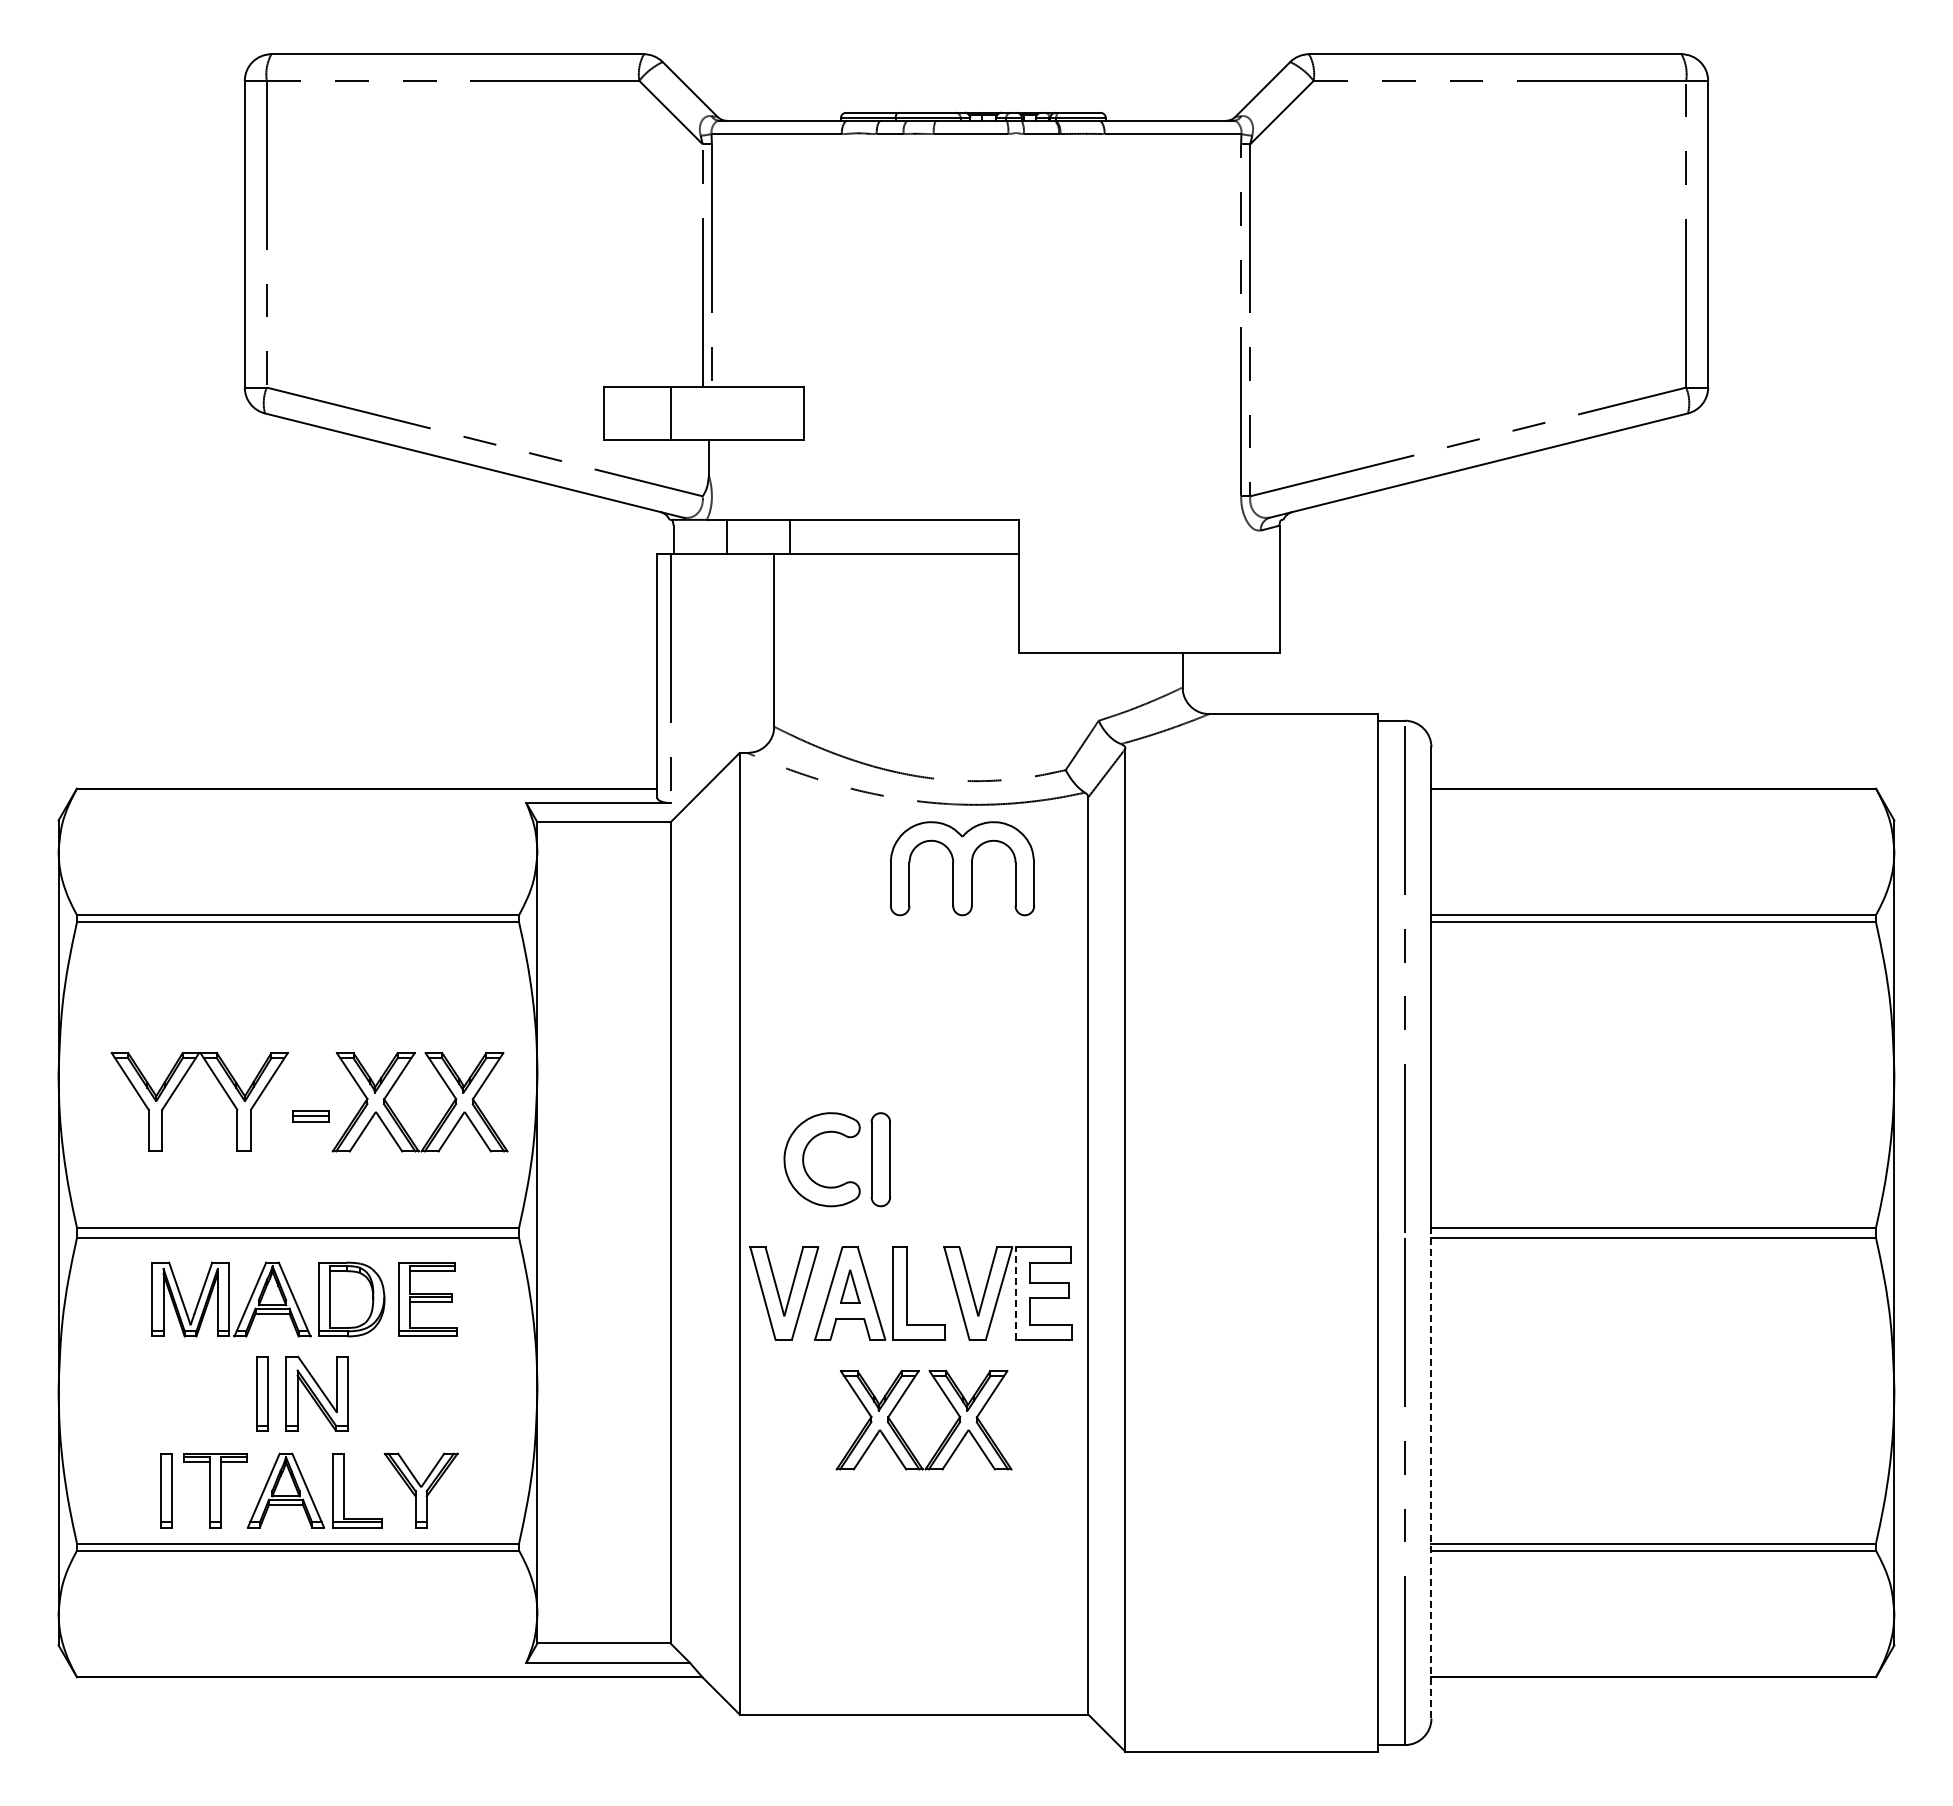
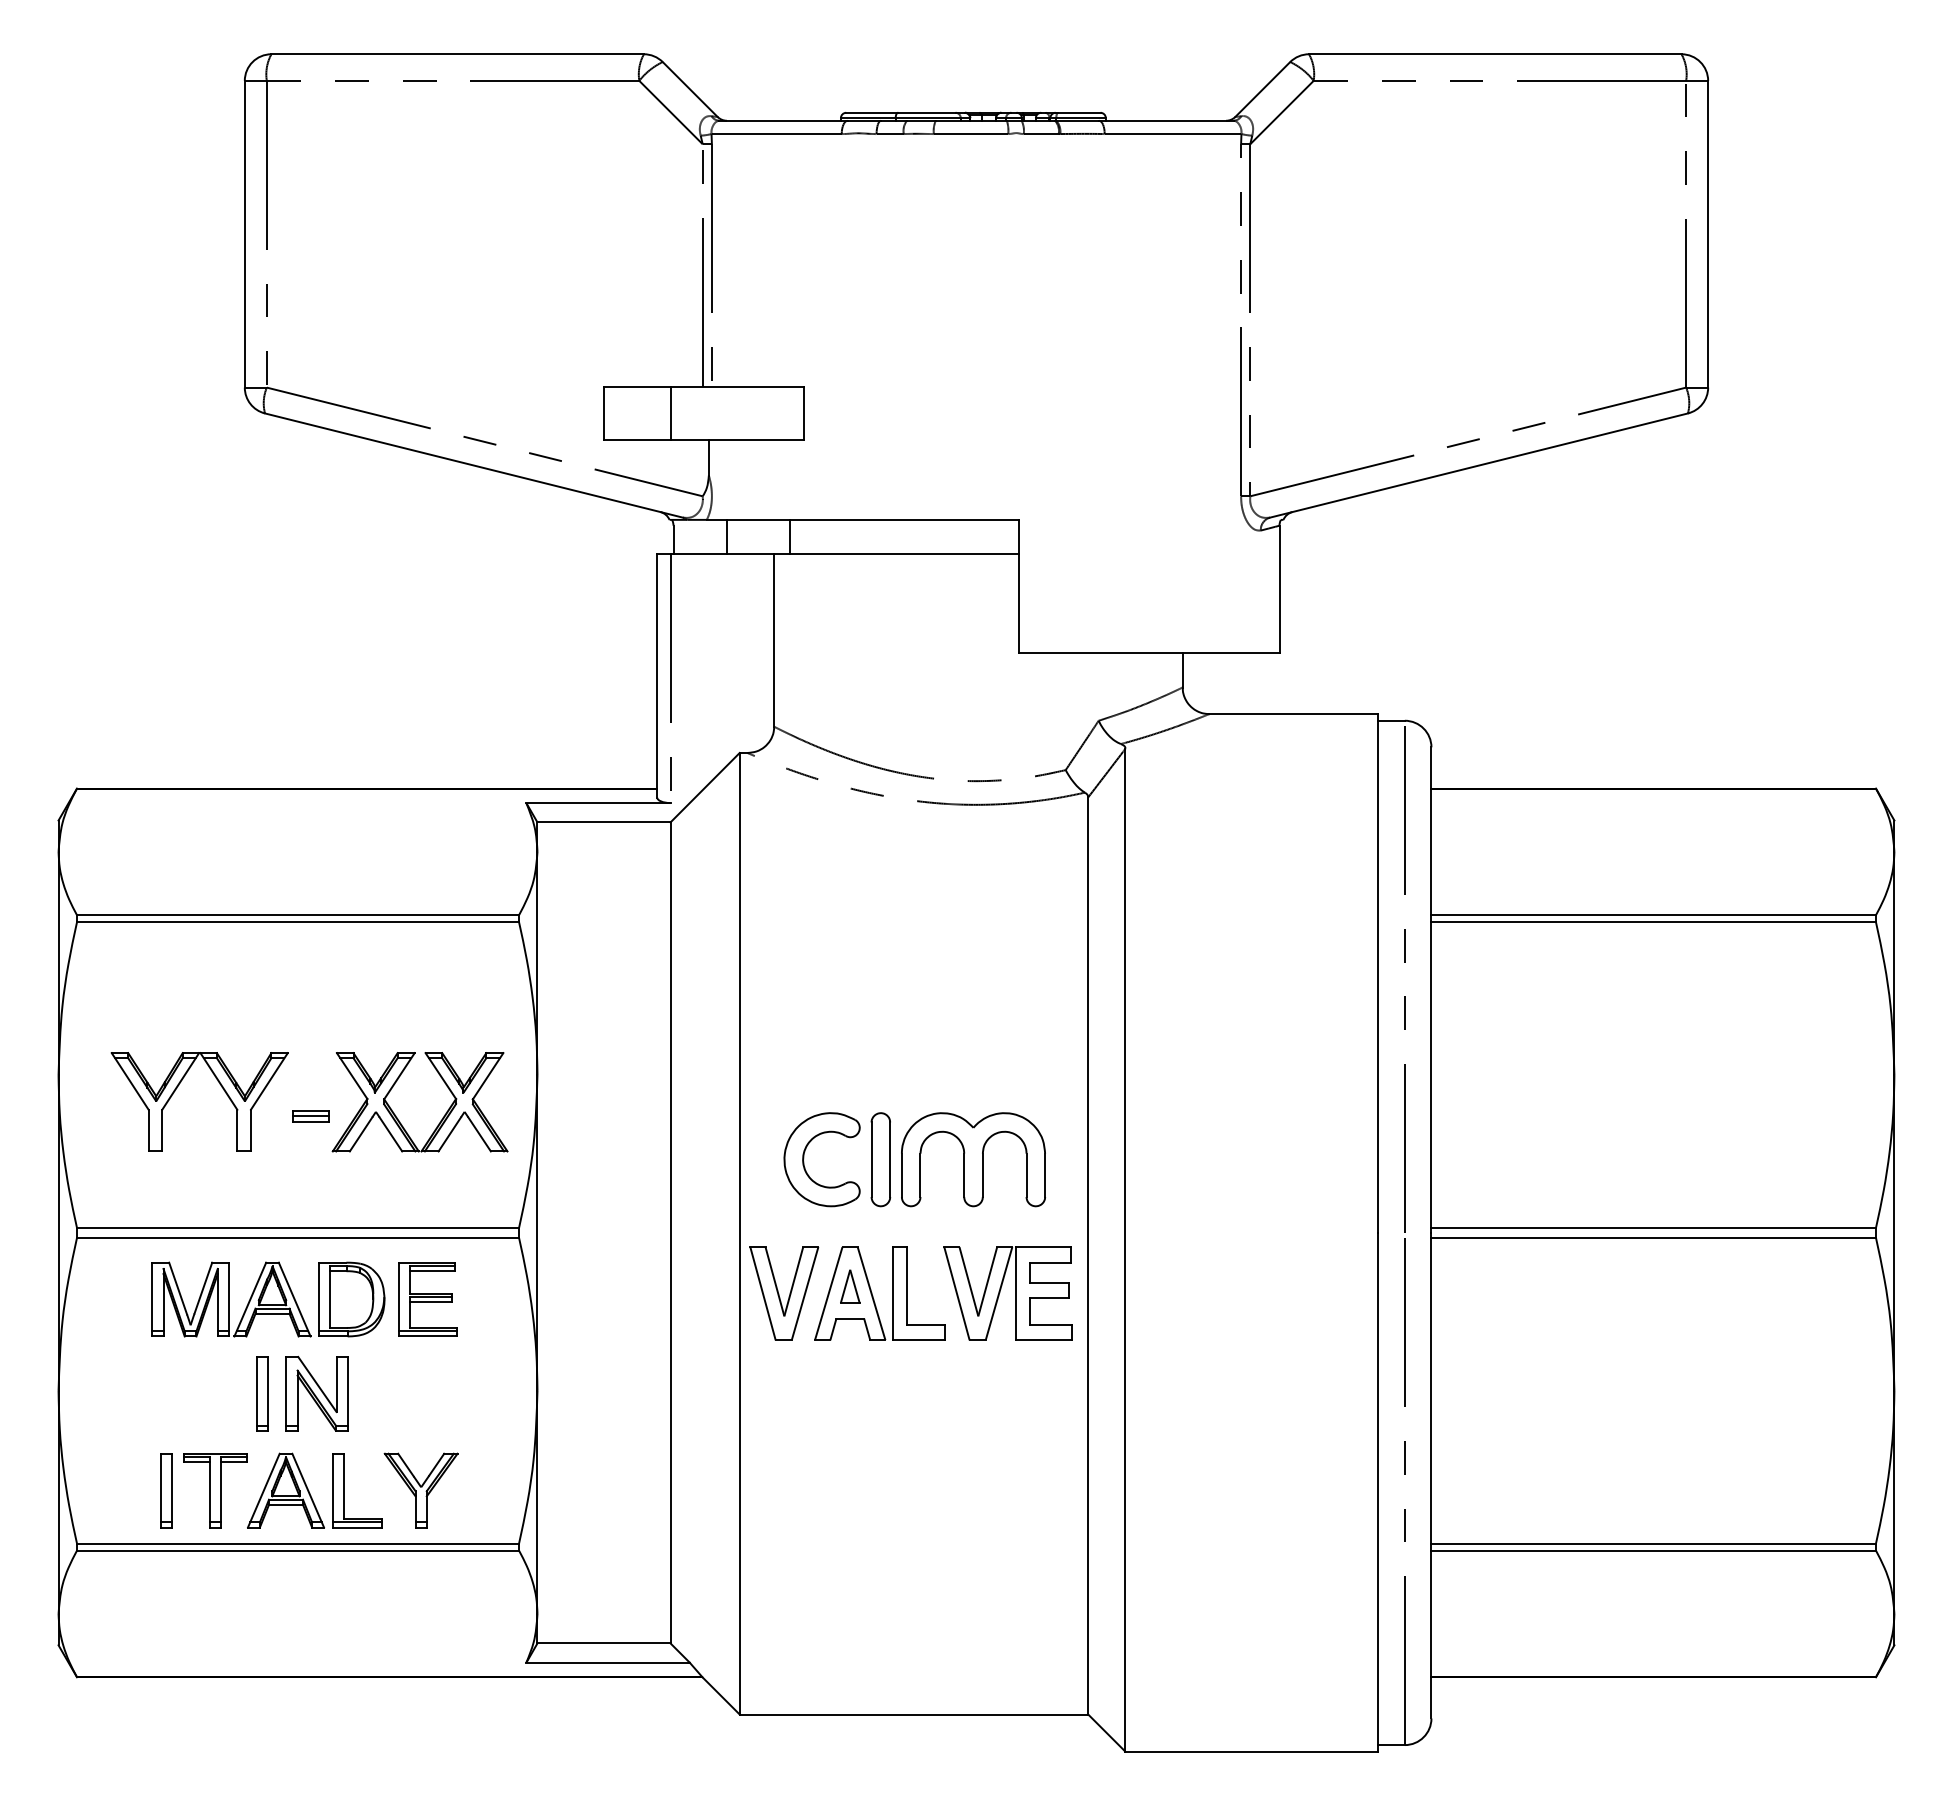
part position: (962, 868) -> (973, 1159) (973, 1159)
line: dashed -> solid (1016, 1293)
part: present -> none (902, 1436)
line: dashed -> solid (1431, 1475)
